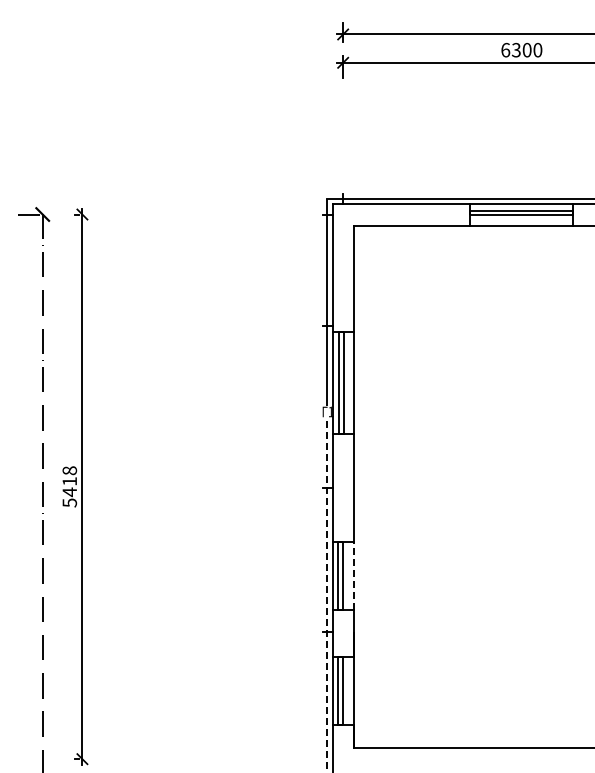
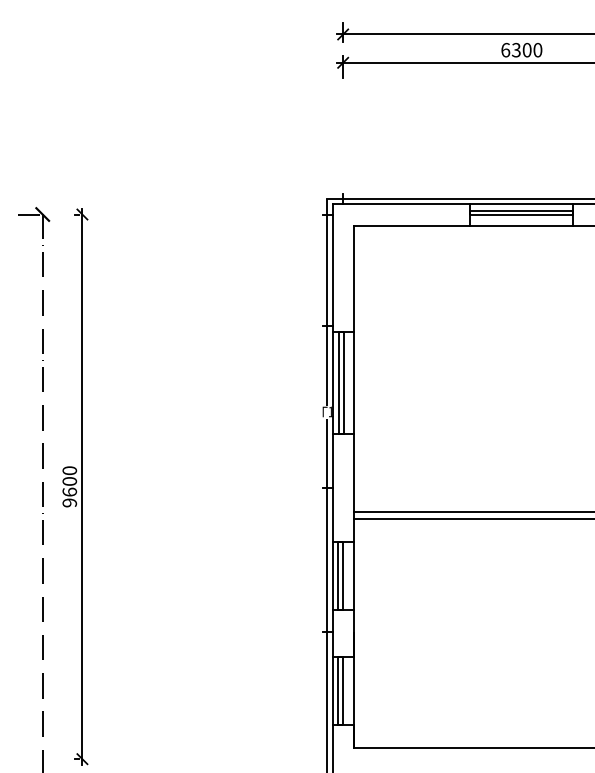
text: 5418 -> 9600 (69, 486)
line: none -> present (472, 511)
line: none -> present (472, 518)
line: dashed -> solid (354, 575)
line: dashed -> solid (327, 595)
